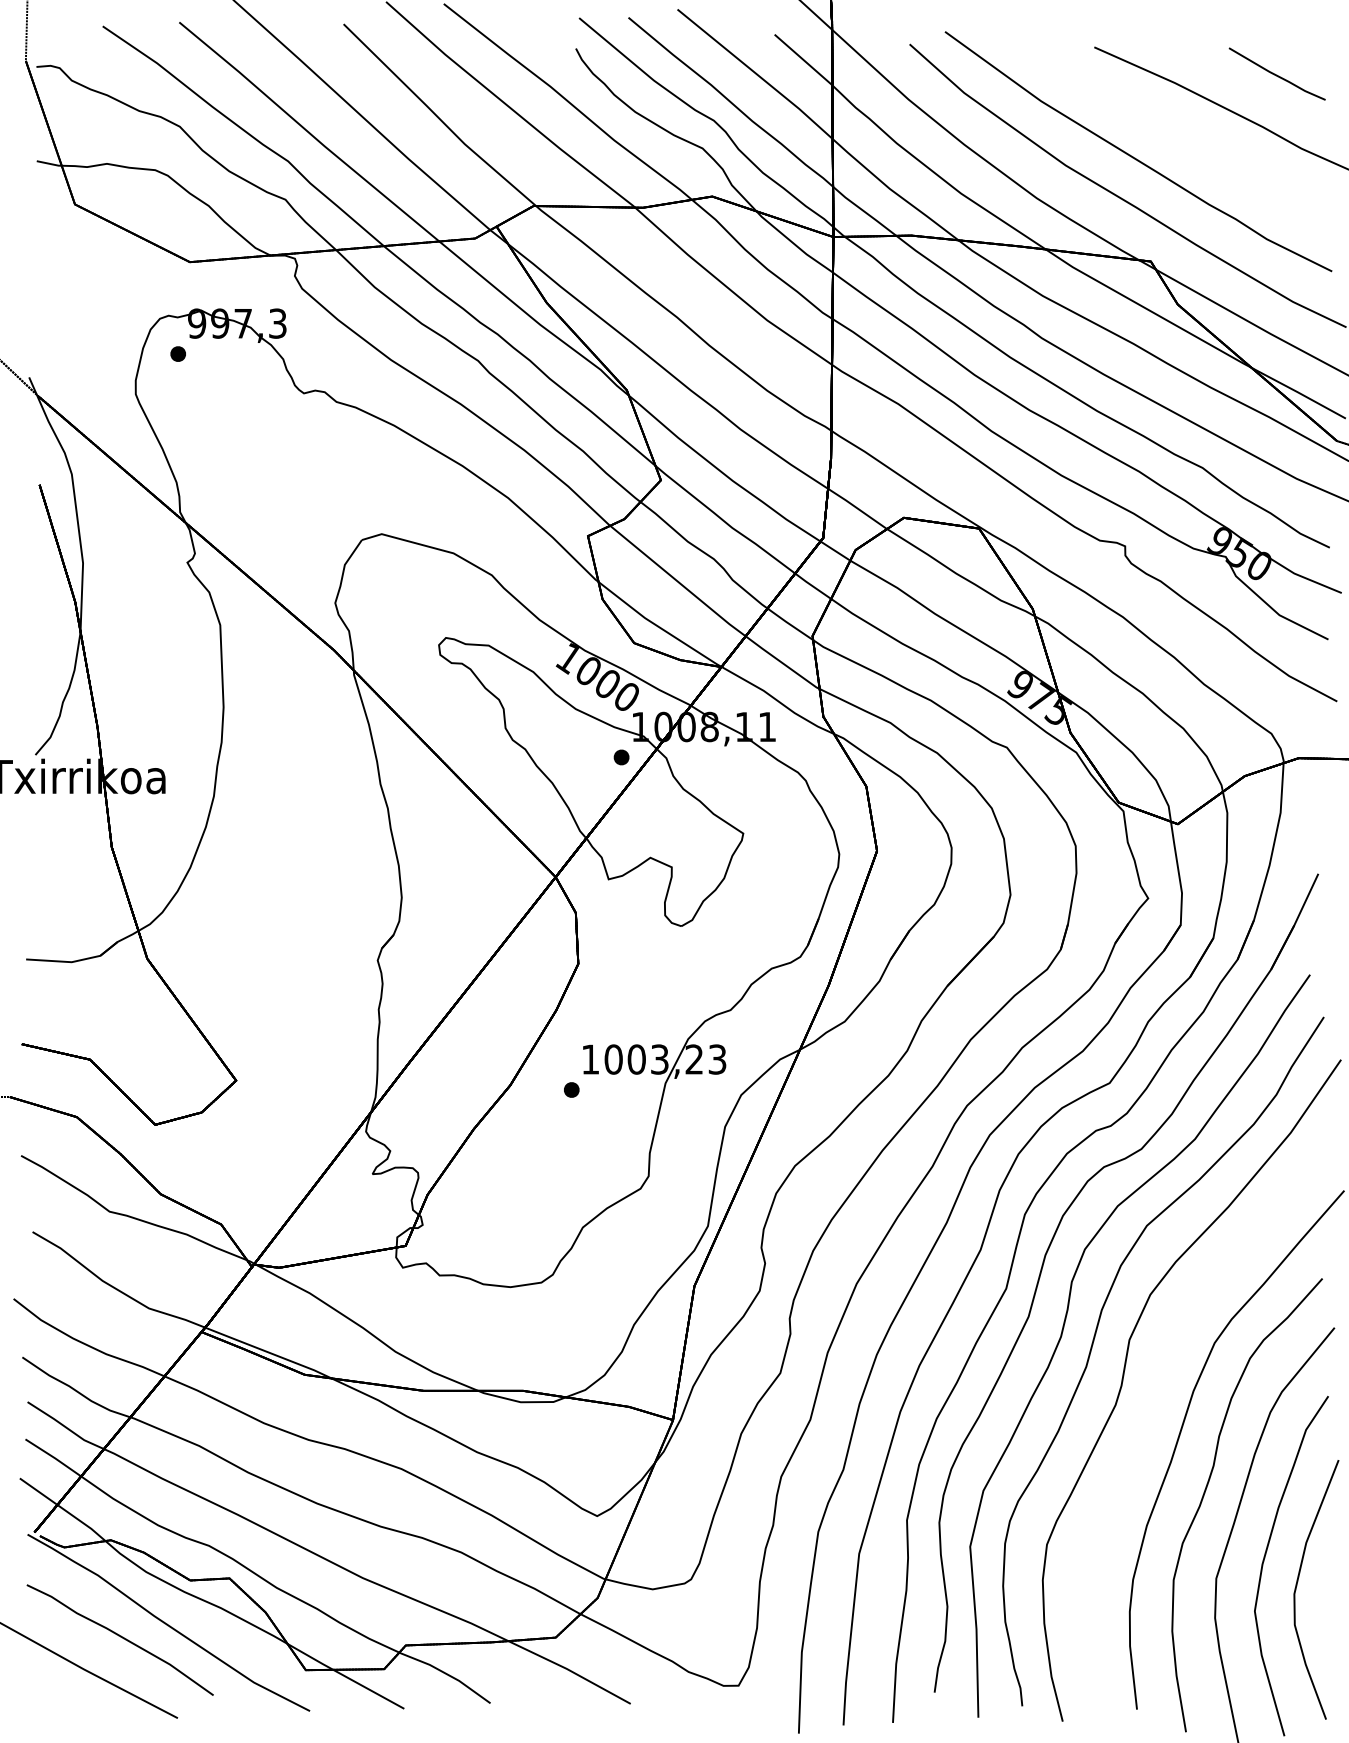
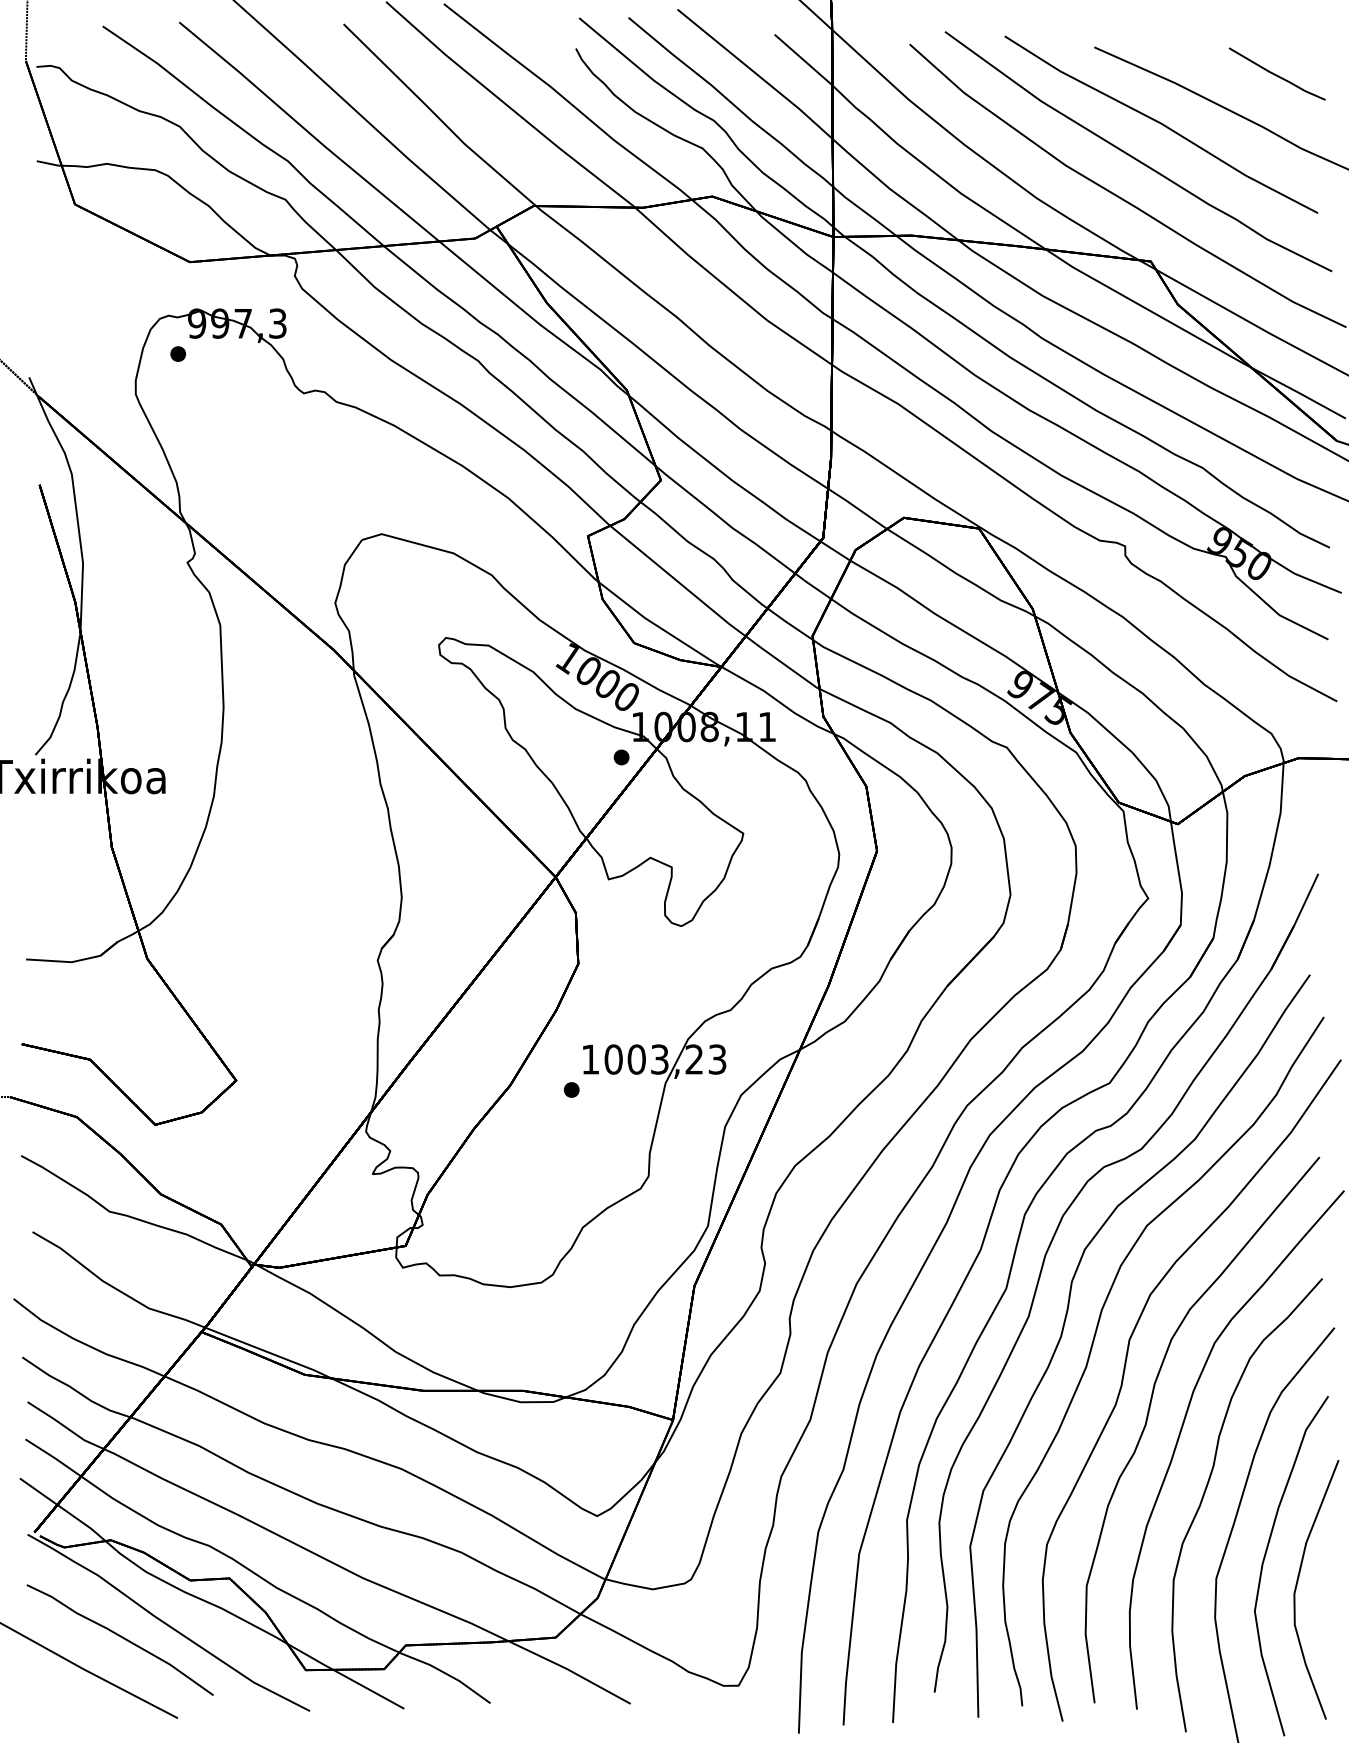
part: none -> present (1161, 124)
part: none -> present (1148, 1417)
